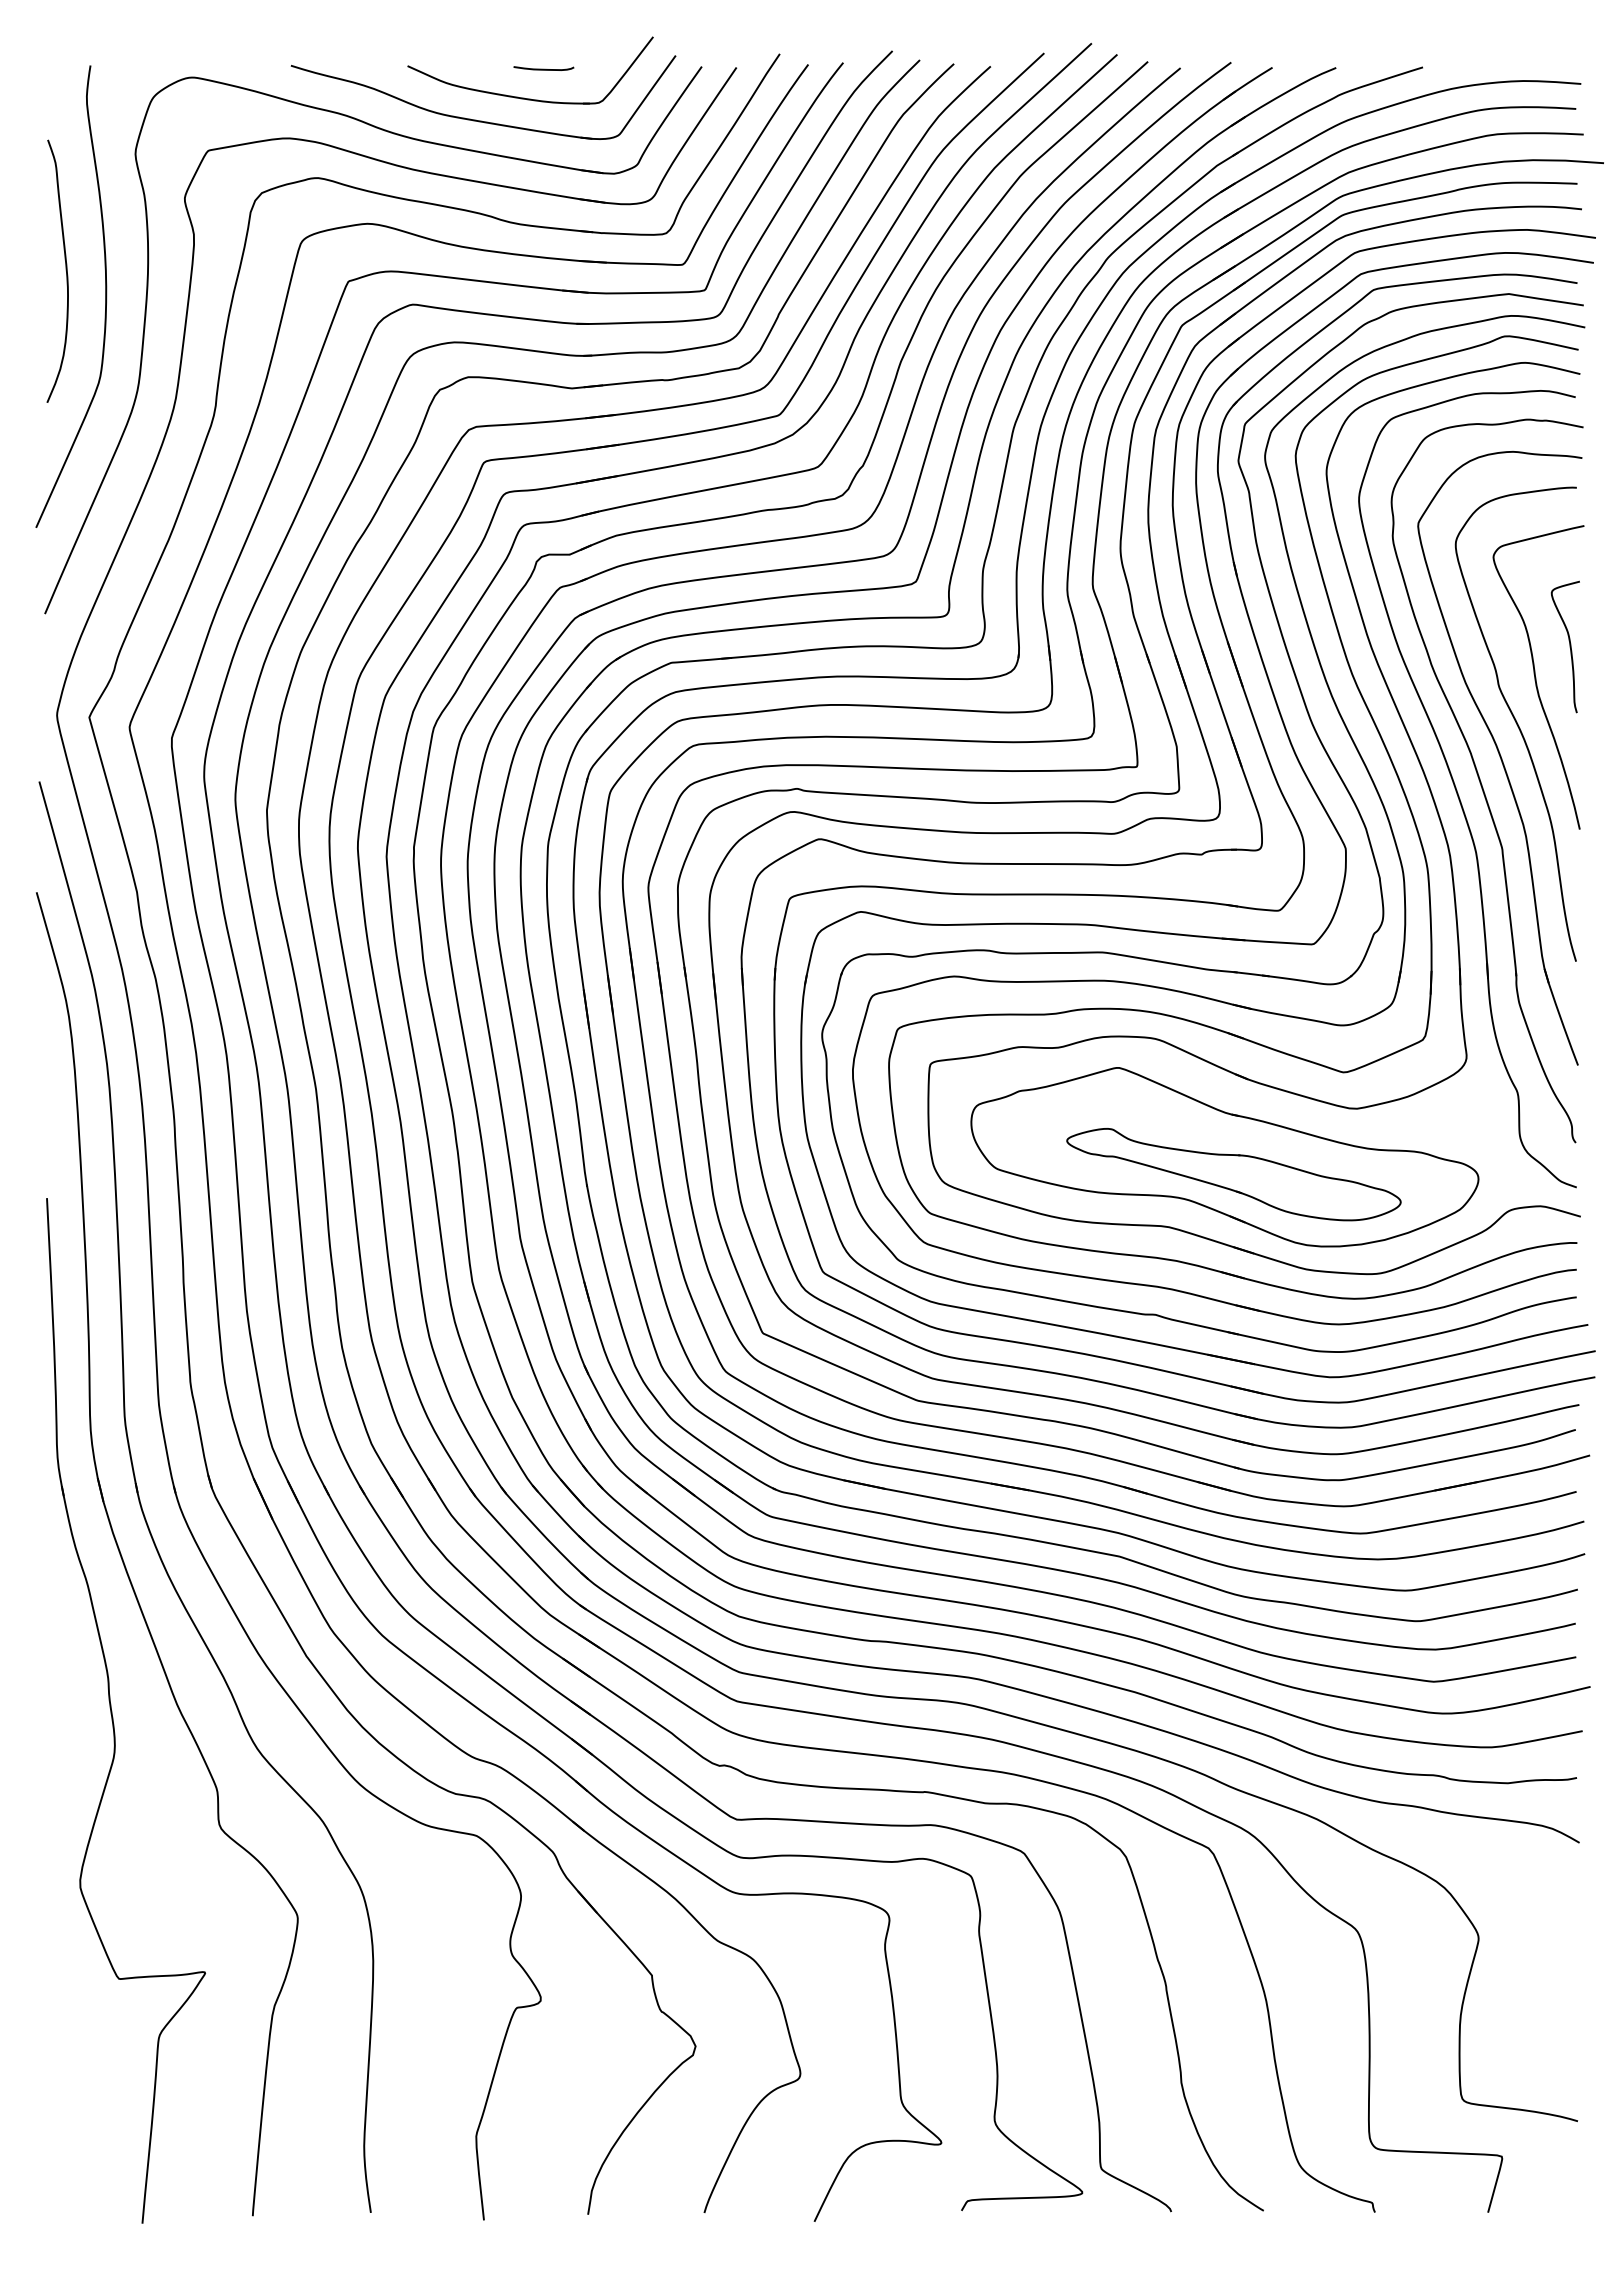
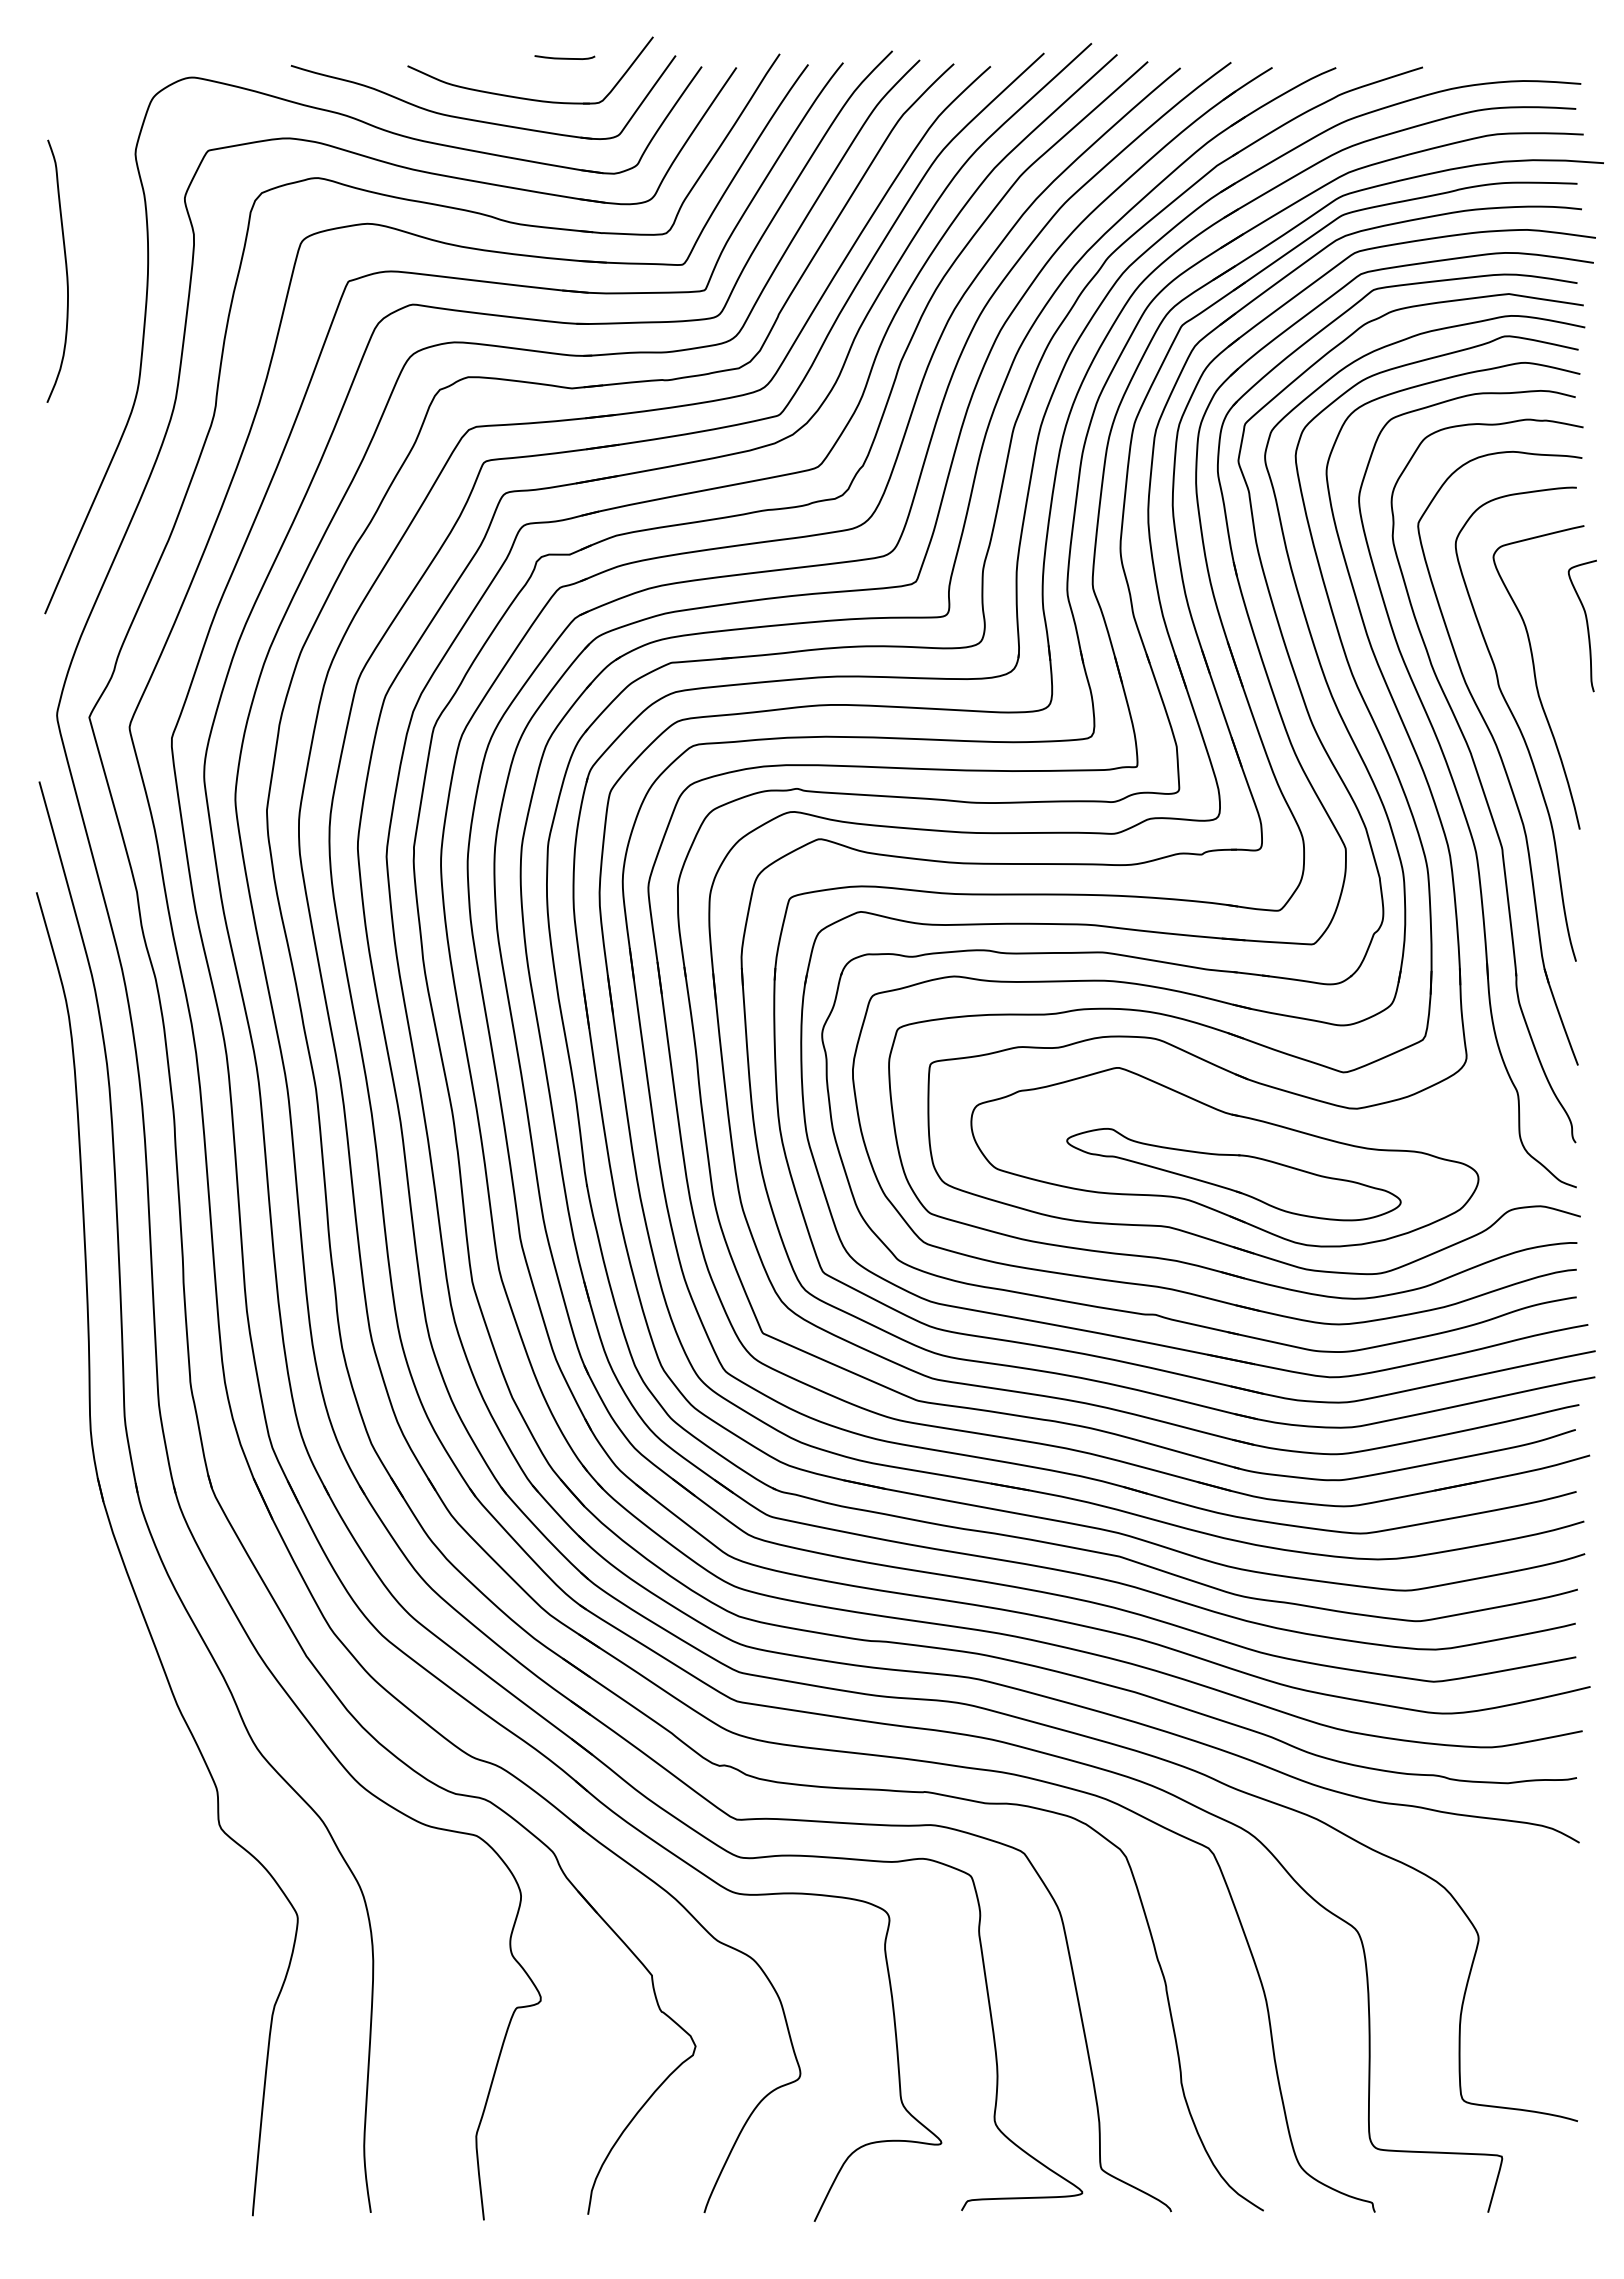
curve position: (543, 68) -> (564, 57) (564, 57)
curve: present -> none (105, 296)
curve position: (1569, 646) -> (1586, 625) (1586, 625)
part: present -> none (112, 1710)
